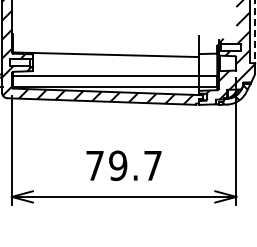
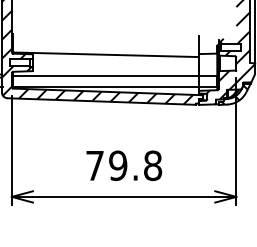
line: dashed -> solid (255, 32)
text: 79.7 -> 79.8 (153, 165)
